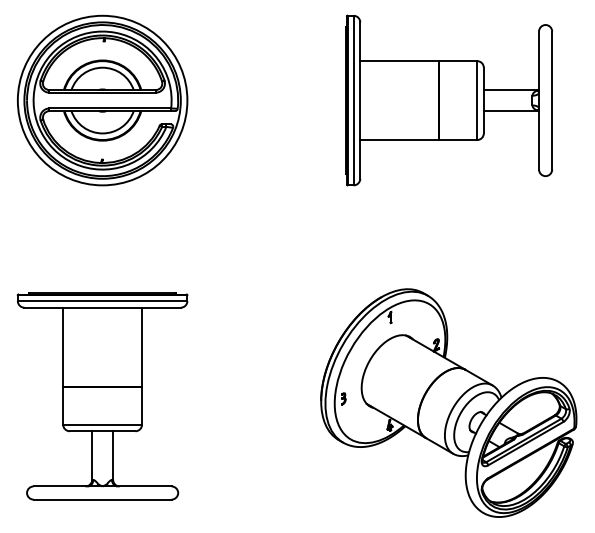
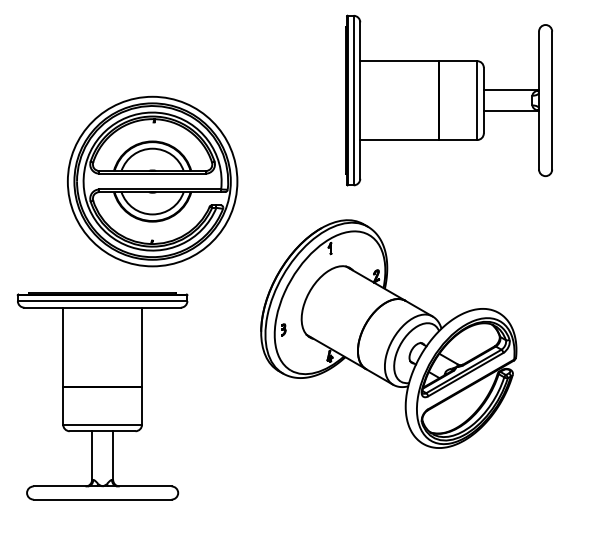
part position: (102, 100) -> (152, 181) (152, 181)
part position: (448, 402) -> (388, 333) (388, 333)
